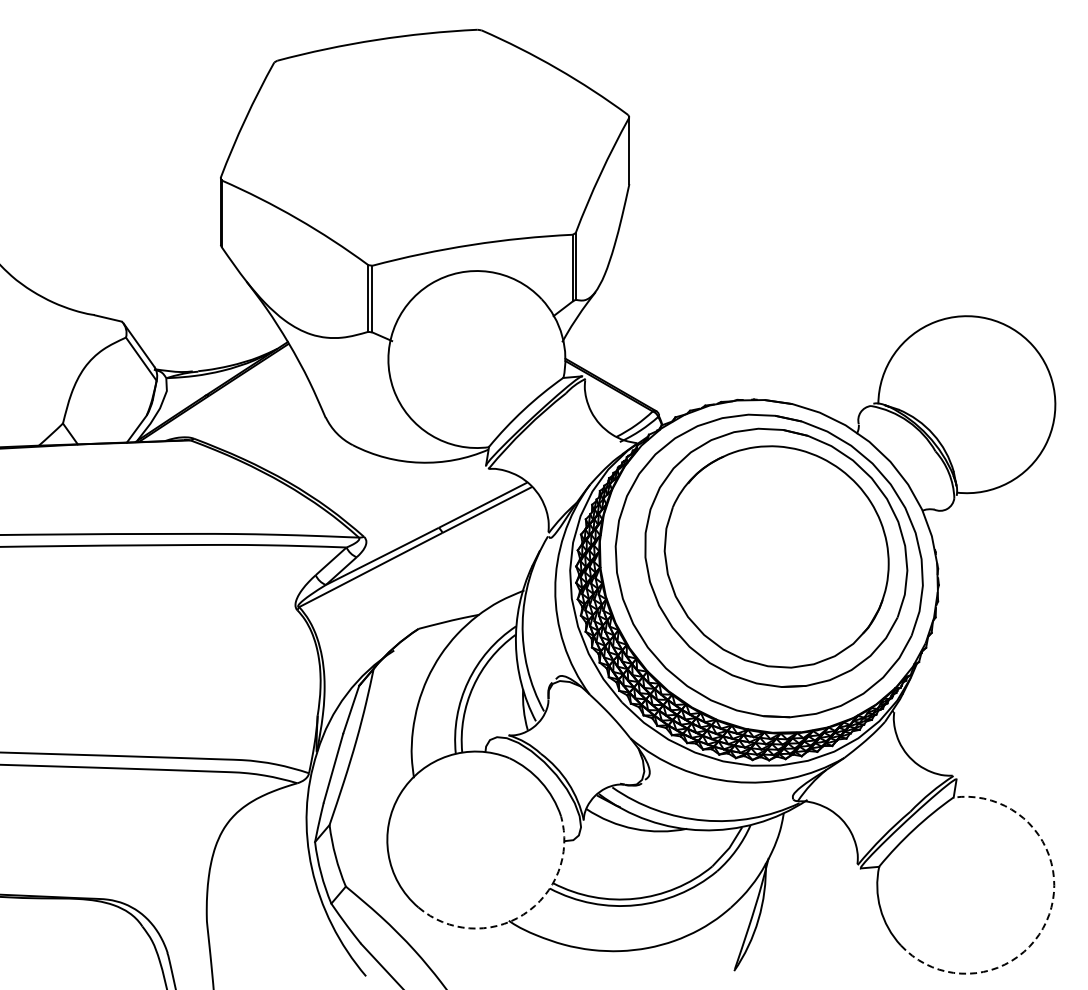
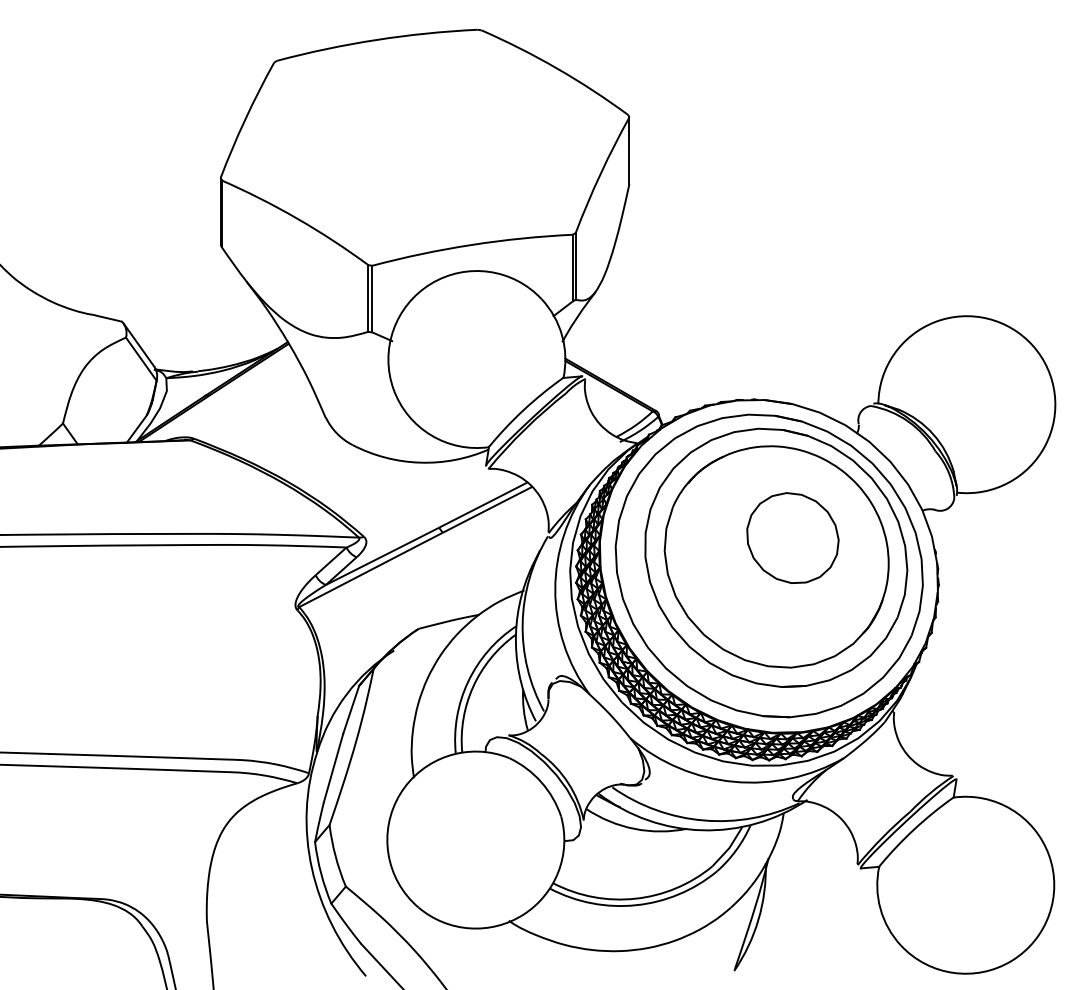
part: none -> present (792, 537)
arc: dashed -> solid (523, 914)
arc: dashed -> solid (1049, 914)
